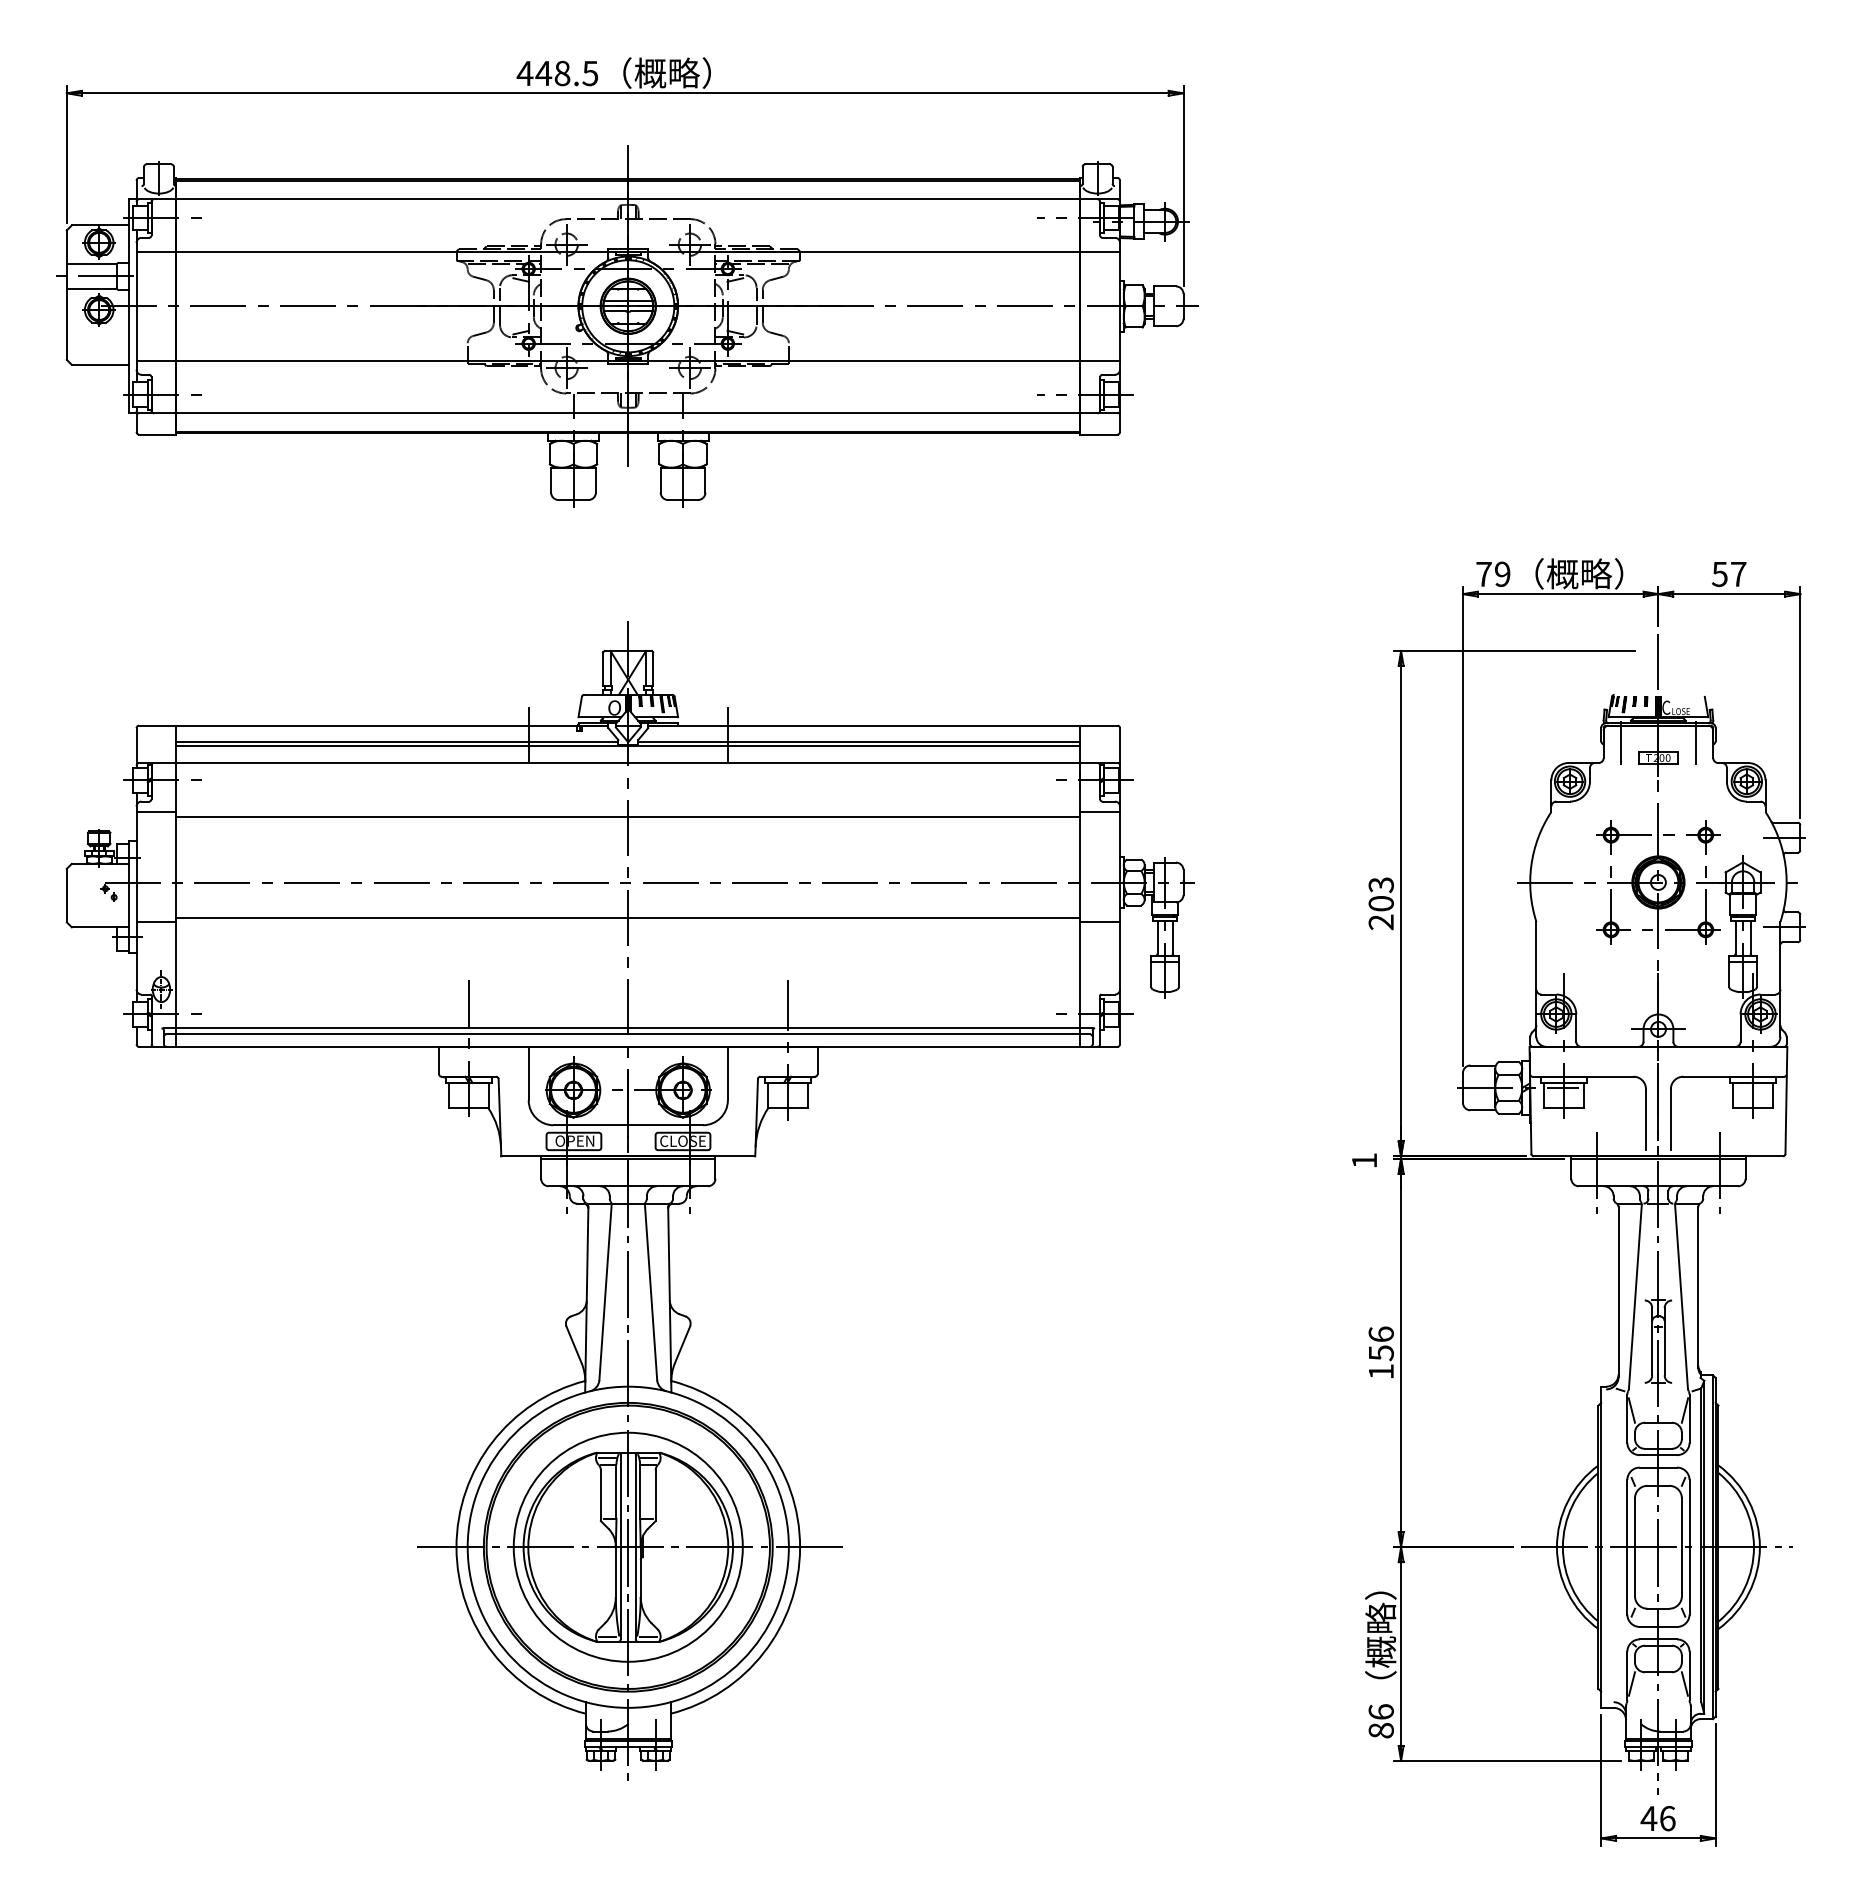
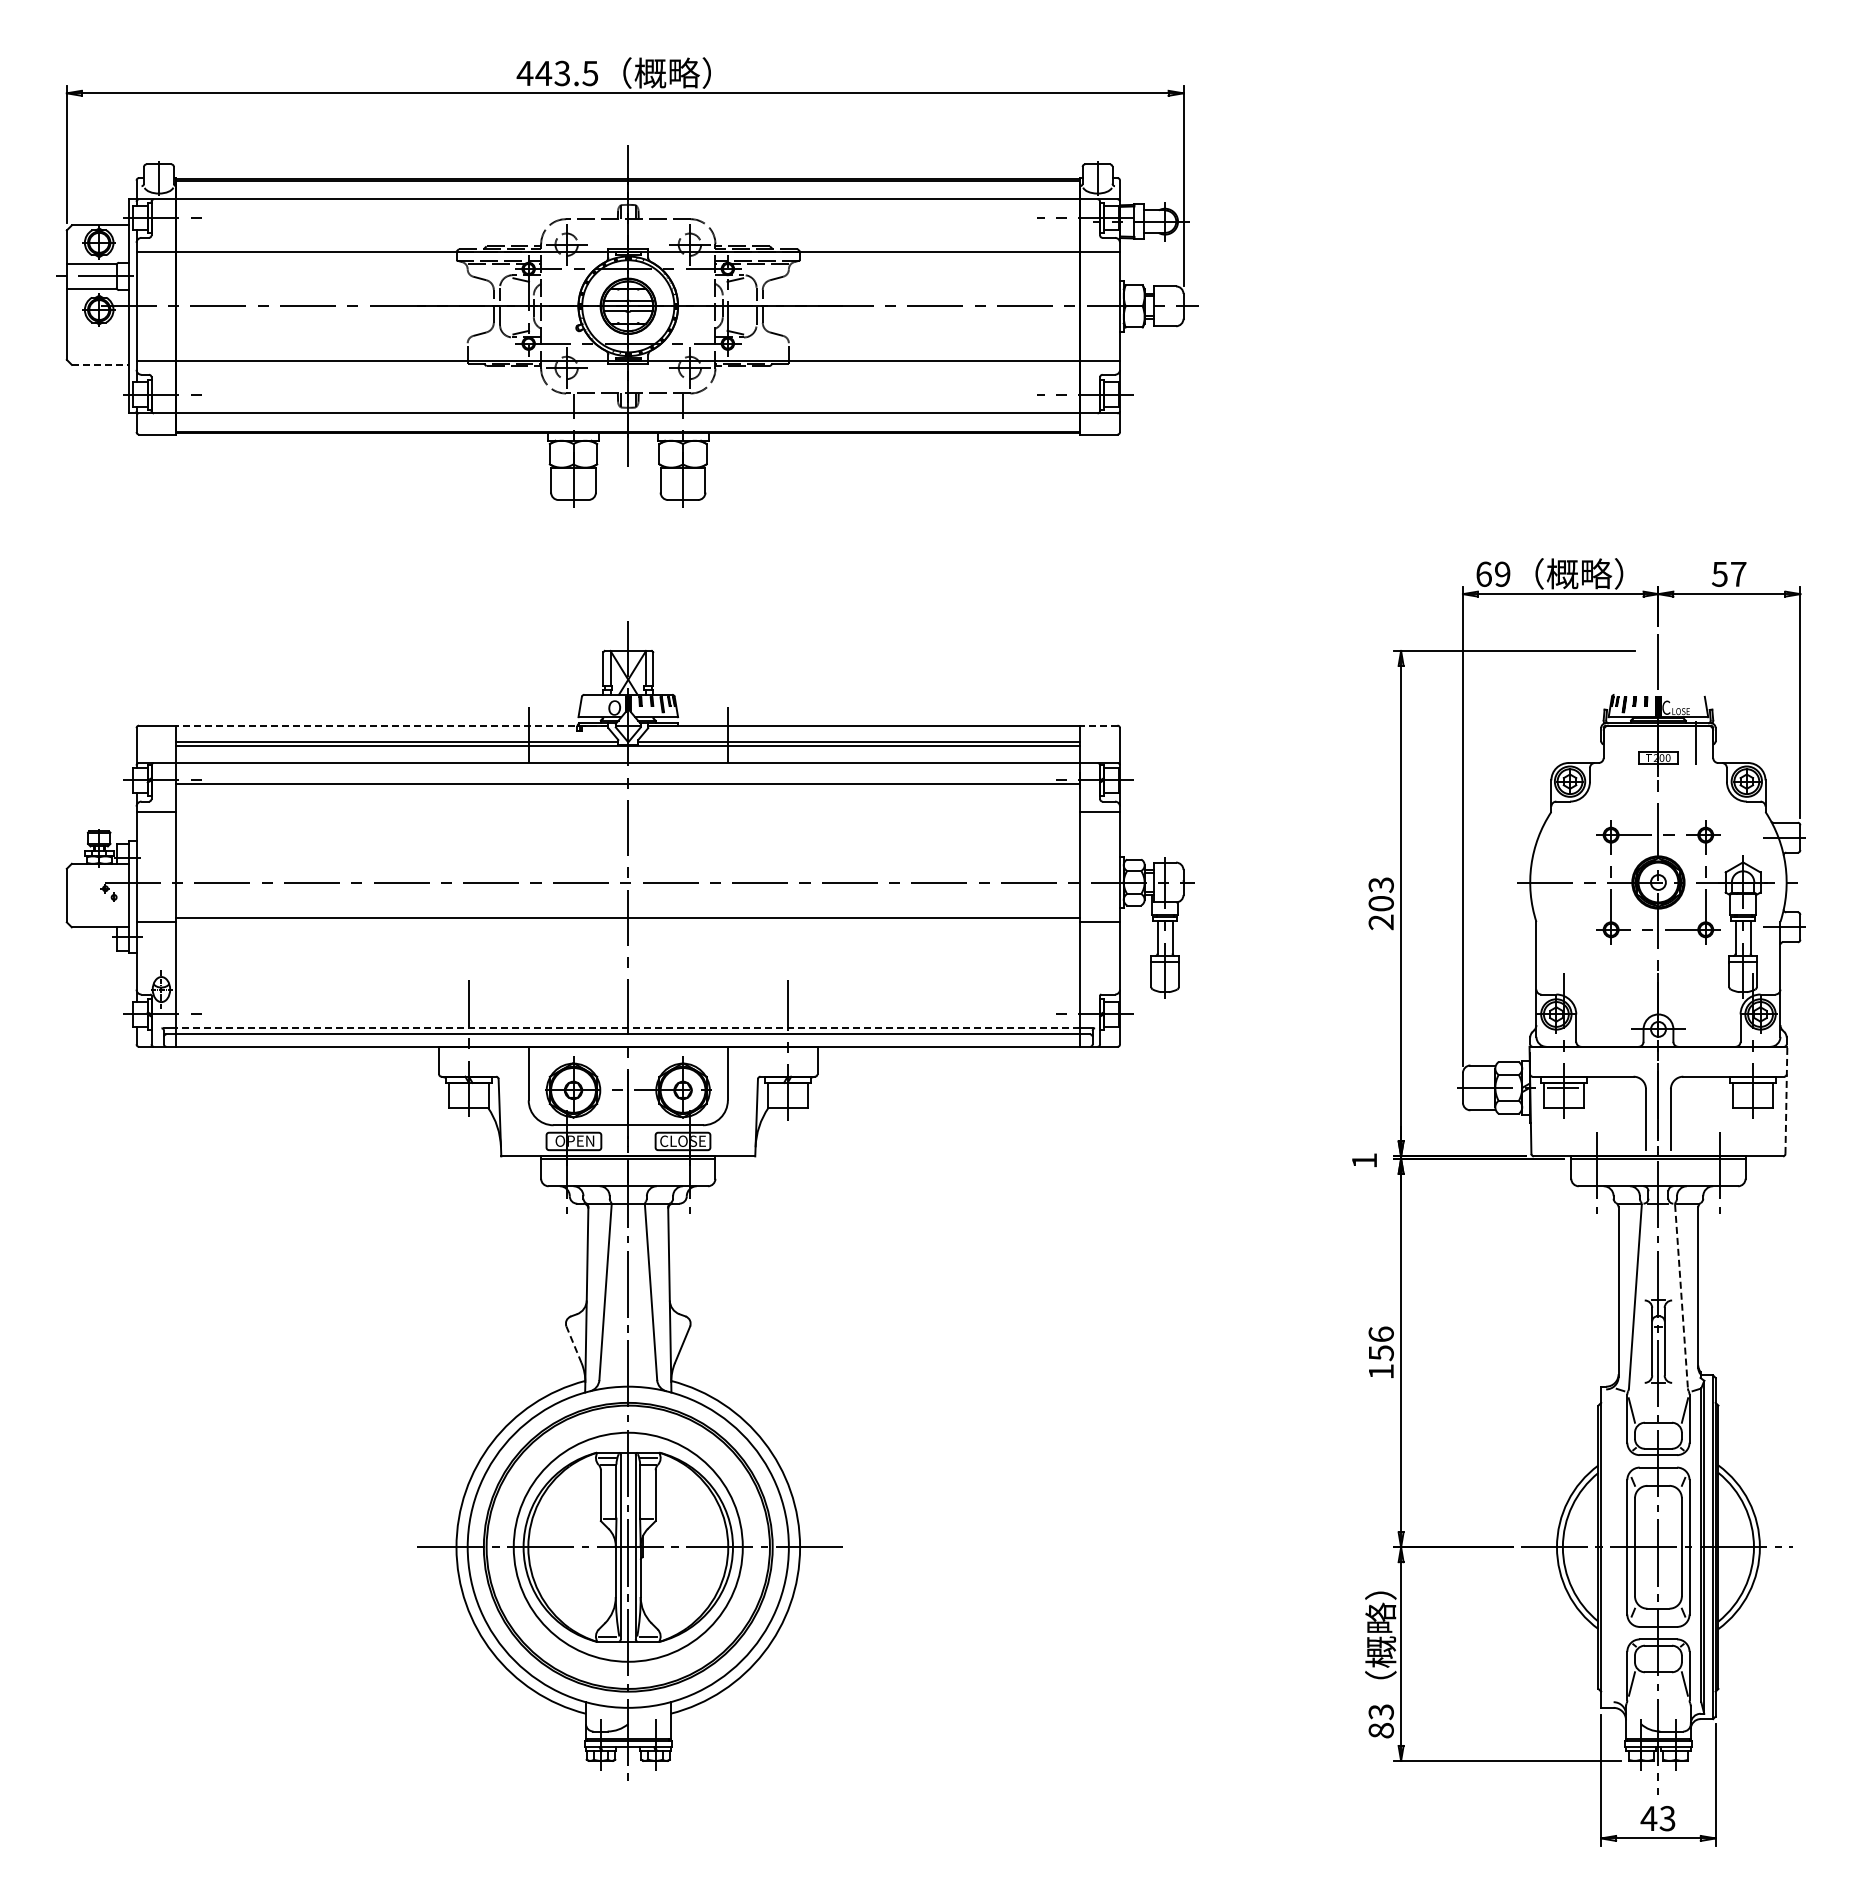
text: 448.5 -> 443.5 (562, 73)
line: solid -> dashed (100, 364)
text: 79 -> 69 (1483, 573)
line: solid -> dashed (392, 725)
line: solid -> dashed (1098, 725)
line: present -> none (1621, 742)
line position: (628, 816) -> (628, 783) (628, 783)
line: solid -> dashed (628, 1028)
line: solid -> dashed (1786, 1100)
line: solid -> dashed (1681, 1296)
line: solid -> dashed (574, 1344)
text: 86 -> 83 (1380, 1712)
text: 46 -> 43 (1667, 1818)
